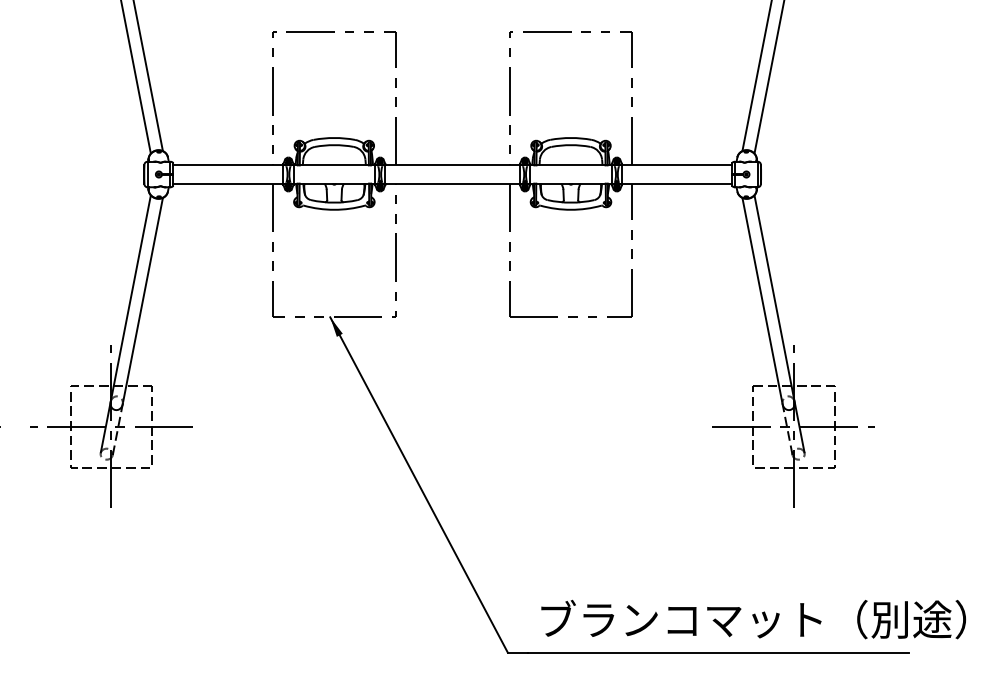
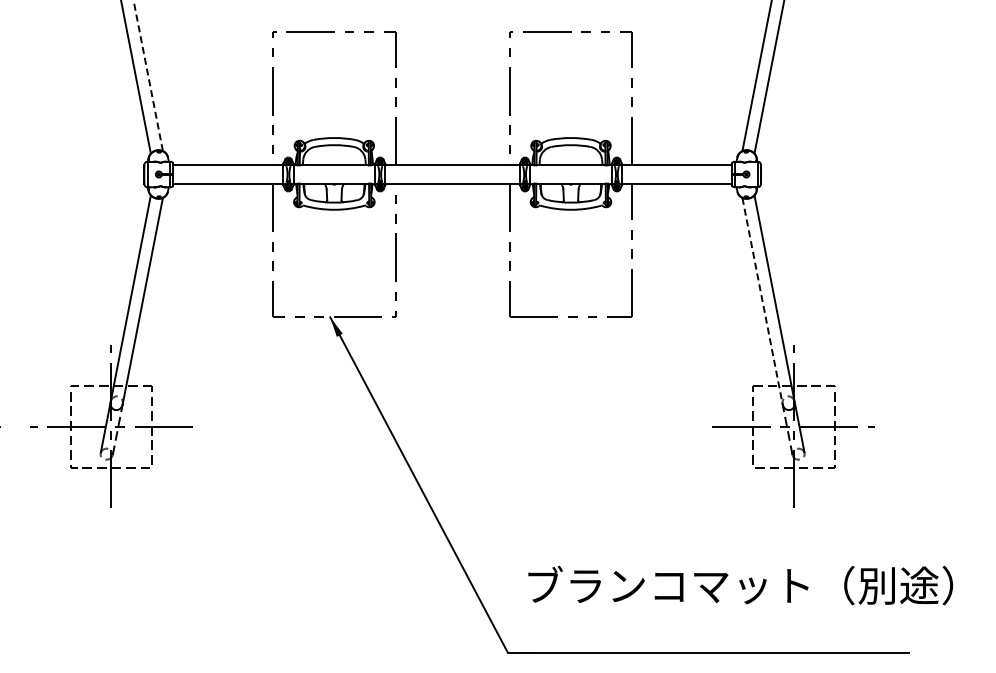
line: solid -> dashed (148, 75)
line: solid -> dashed (762, 300)
text position: (753, 619) -> (740, 585) (740, 585)
